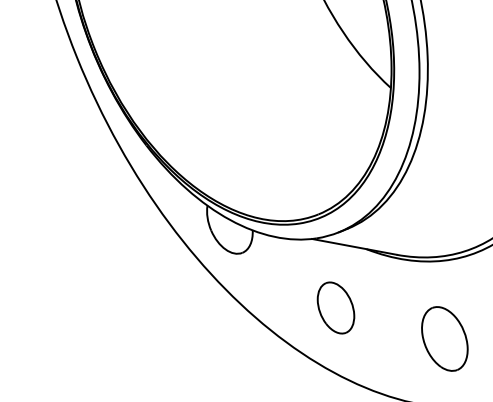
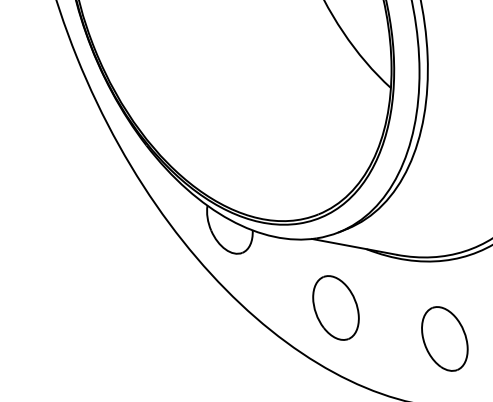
part size: 40x54 px -> 48x66 px (335, 307)
